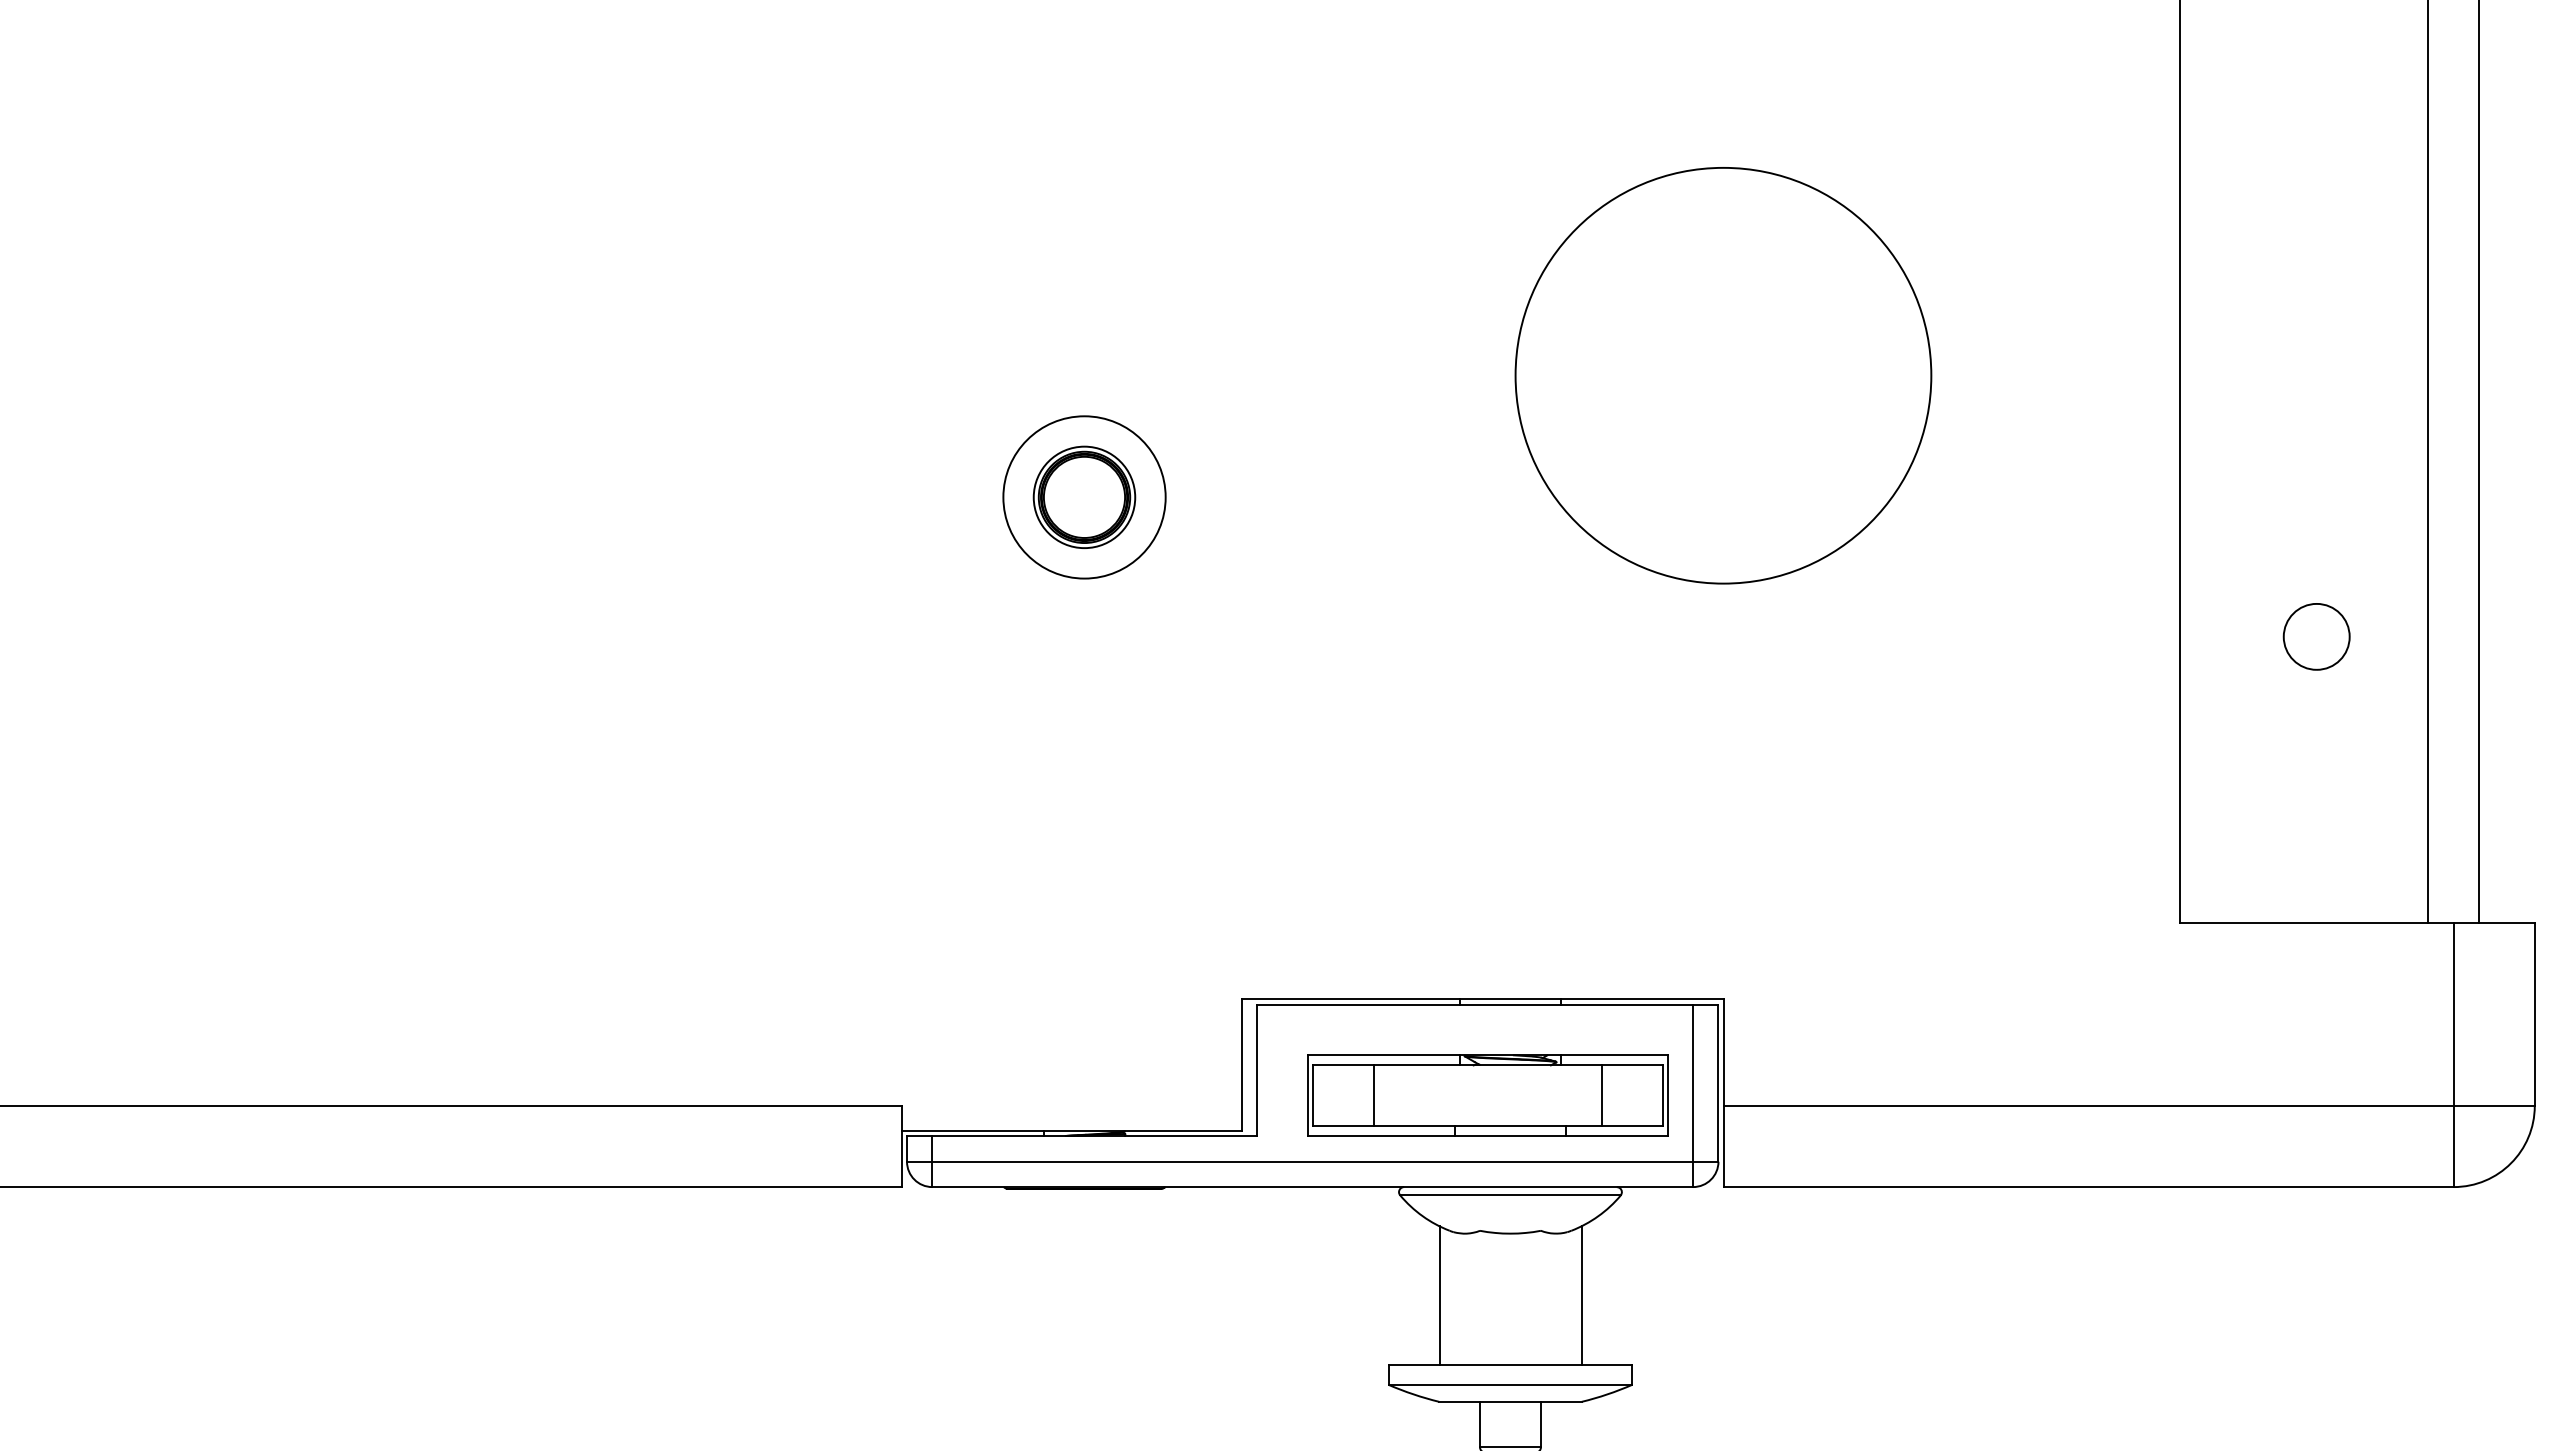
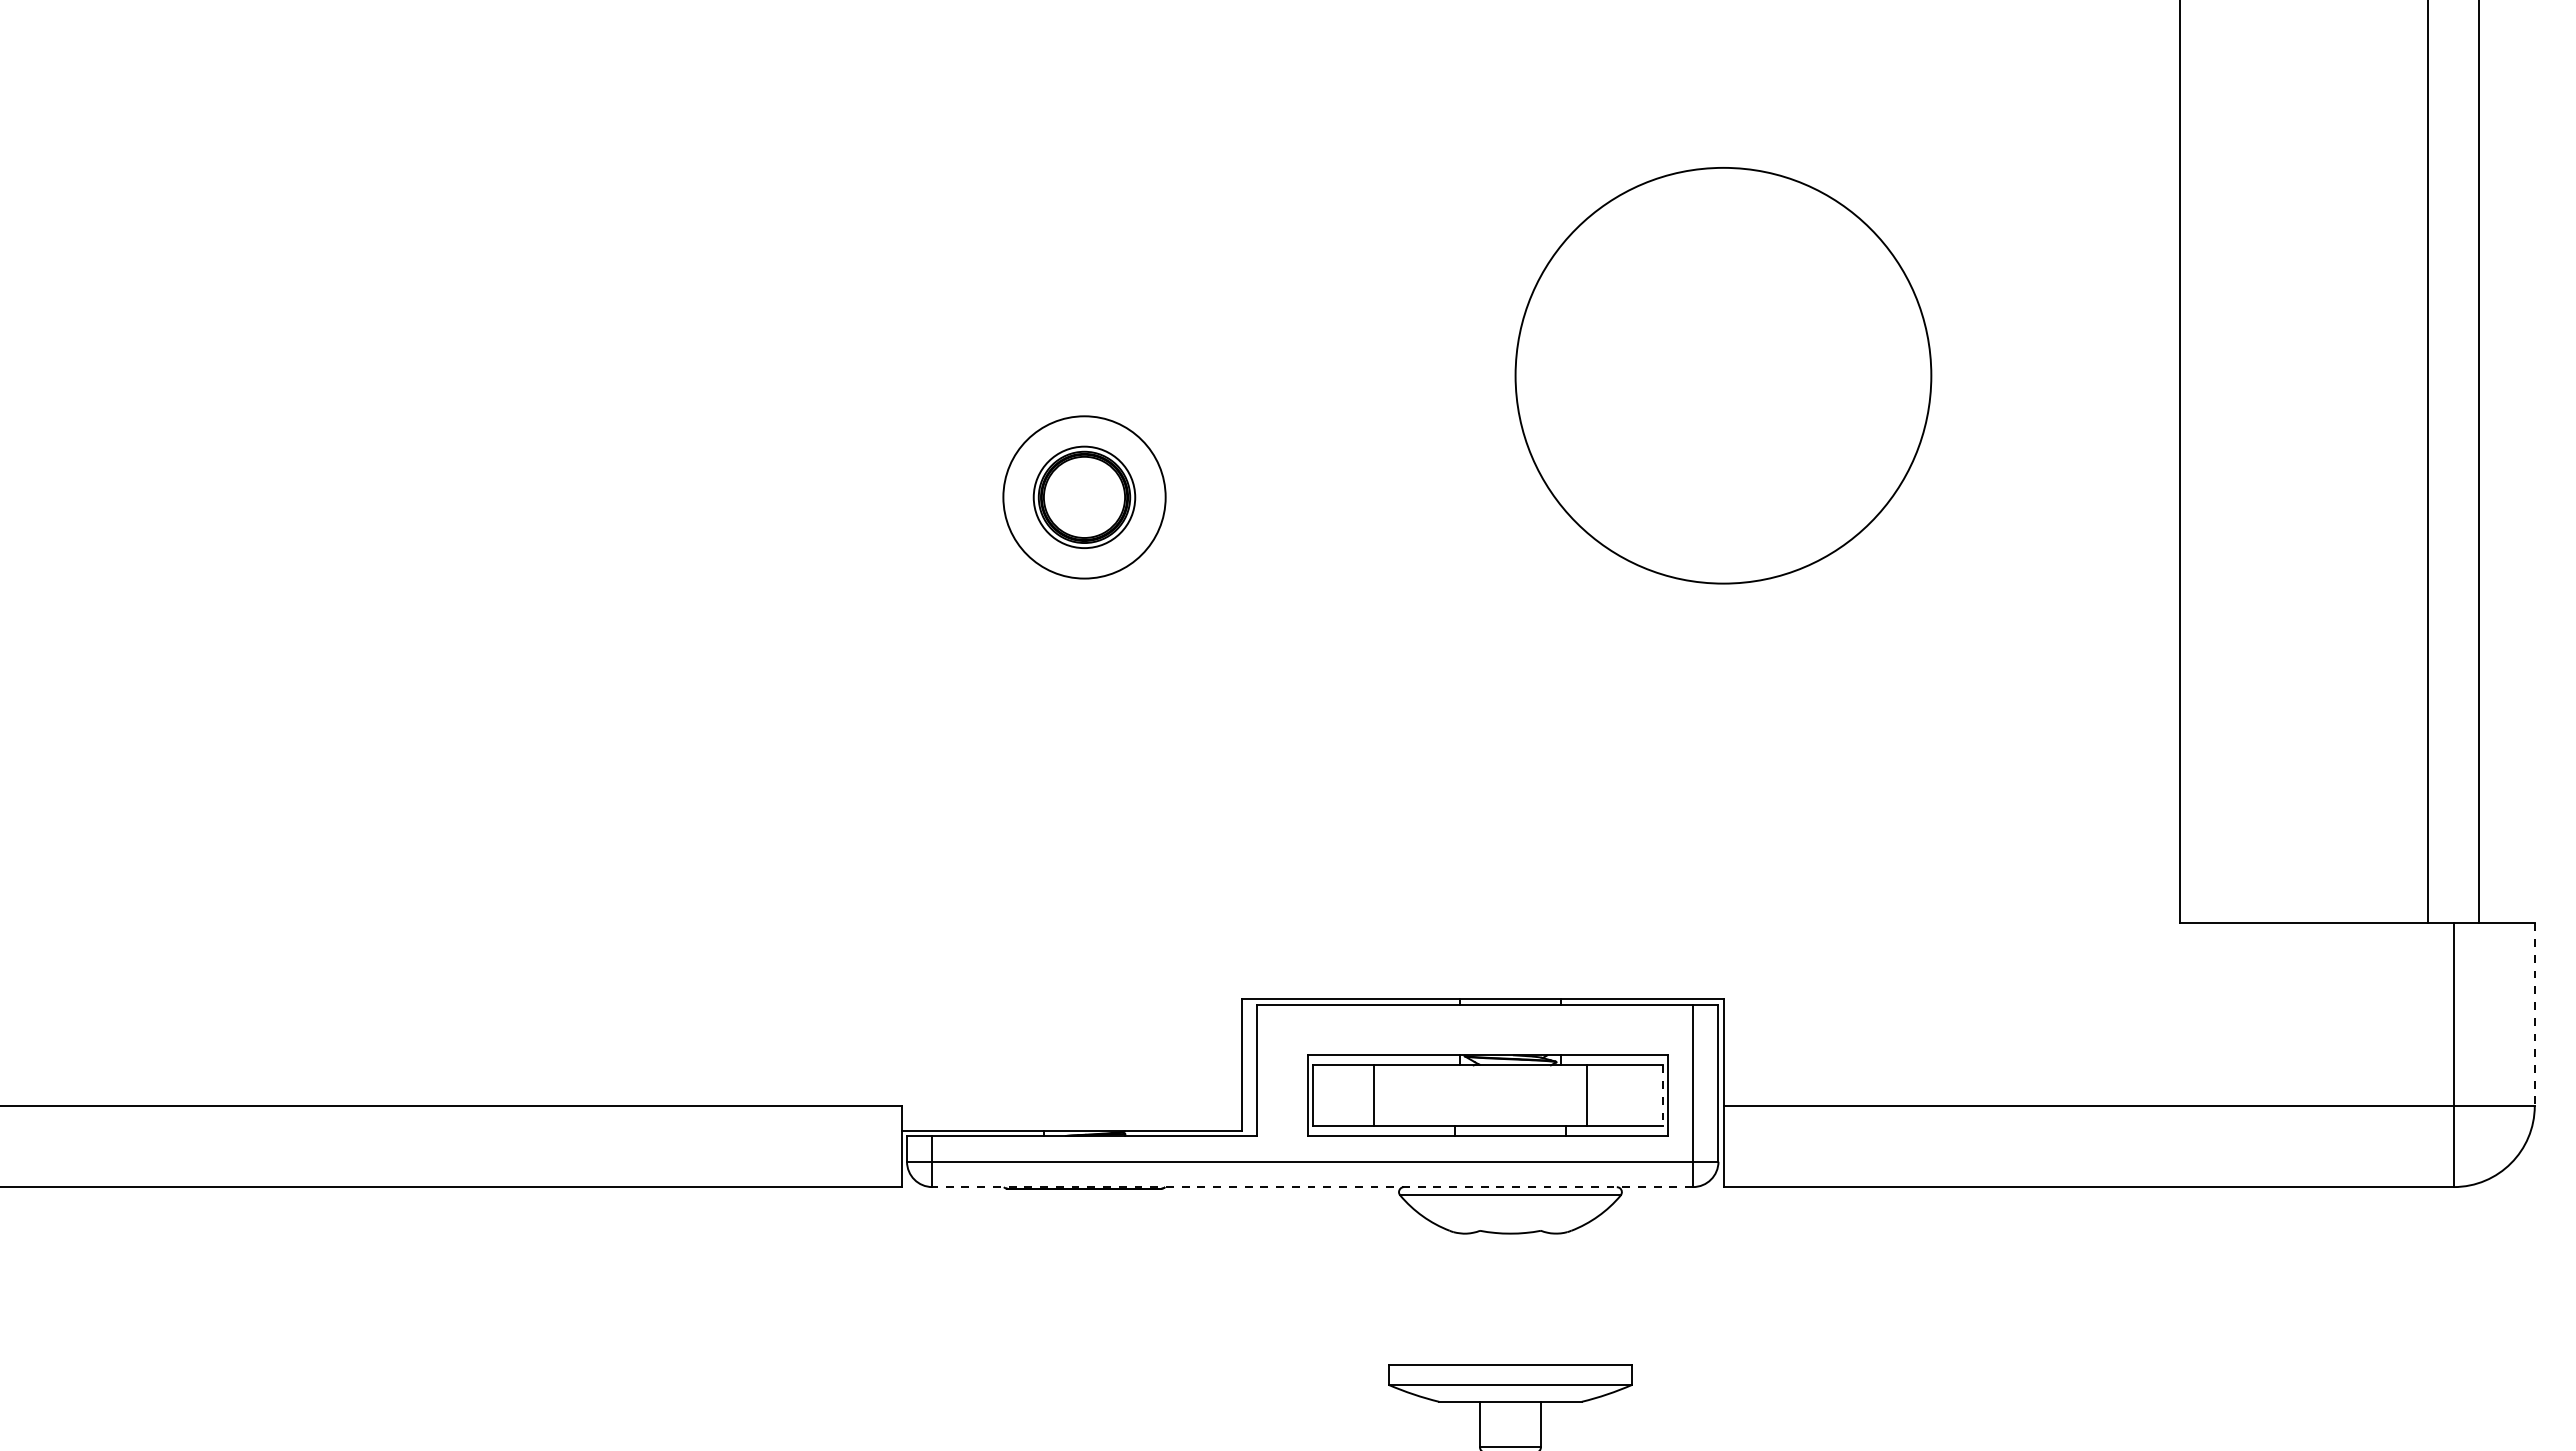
part: present -> none (2316, 636)
line: solid -> dashed (2534, 1015)
line position: (1601, 1095) -> (1586, 1095) (1586, 1095)
line: solid -> dashed (1662, 1096)
line: solid -> dashed (1312, 1187)
line: present -> none (1439, 1295)
line: present -> none (1581, 1295)
